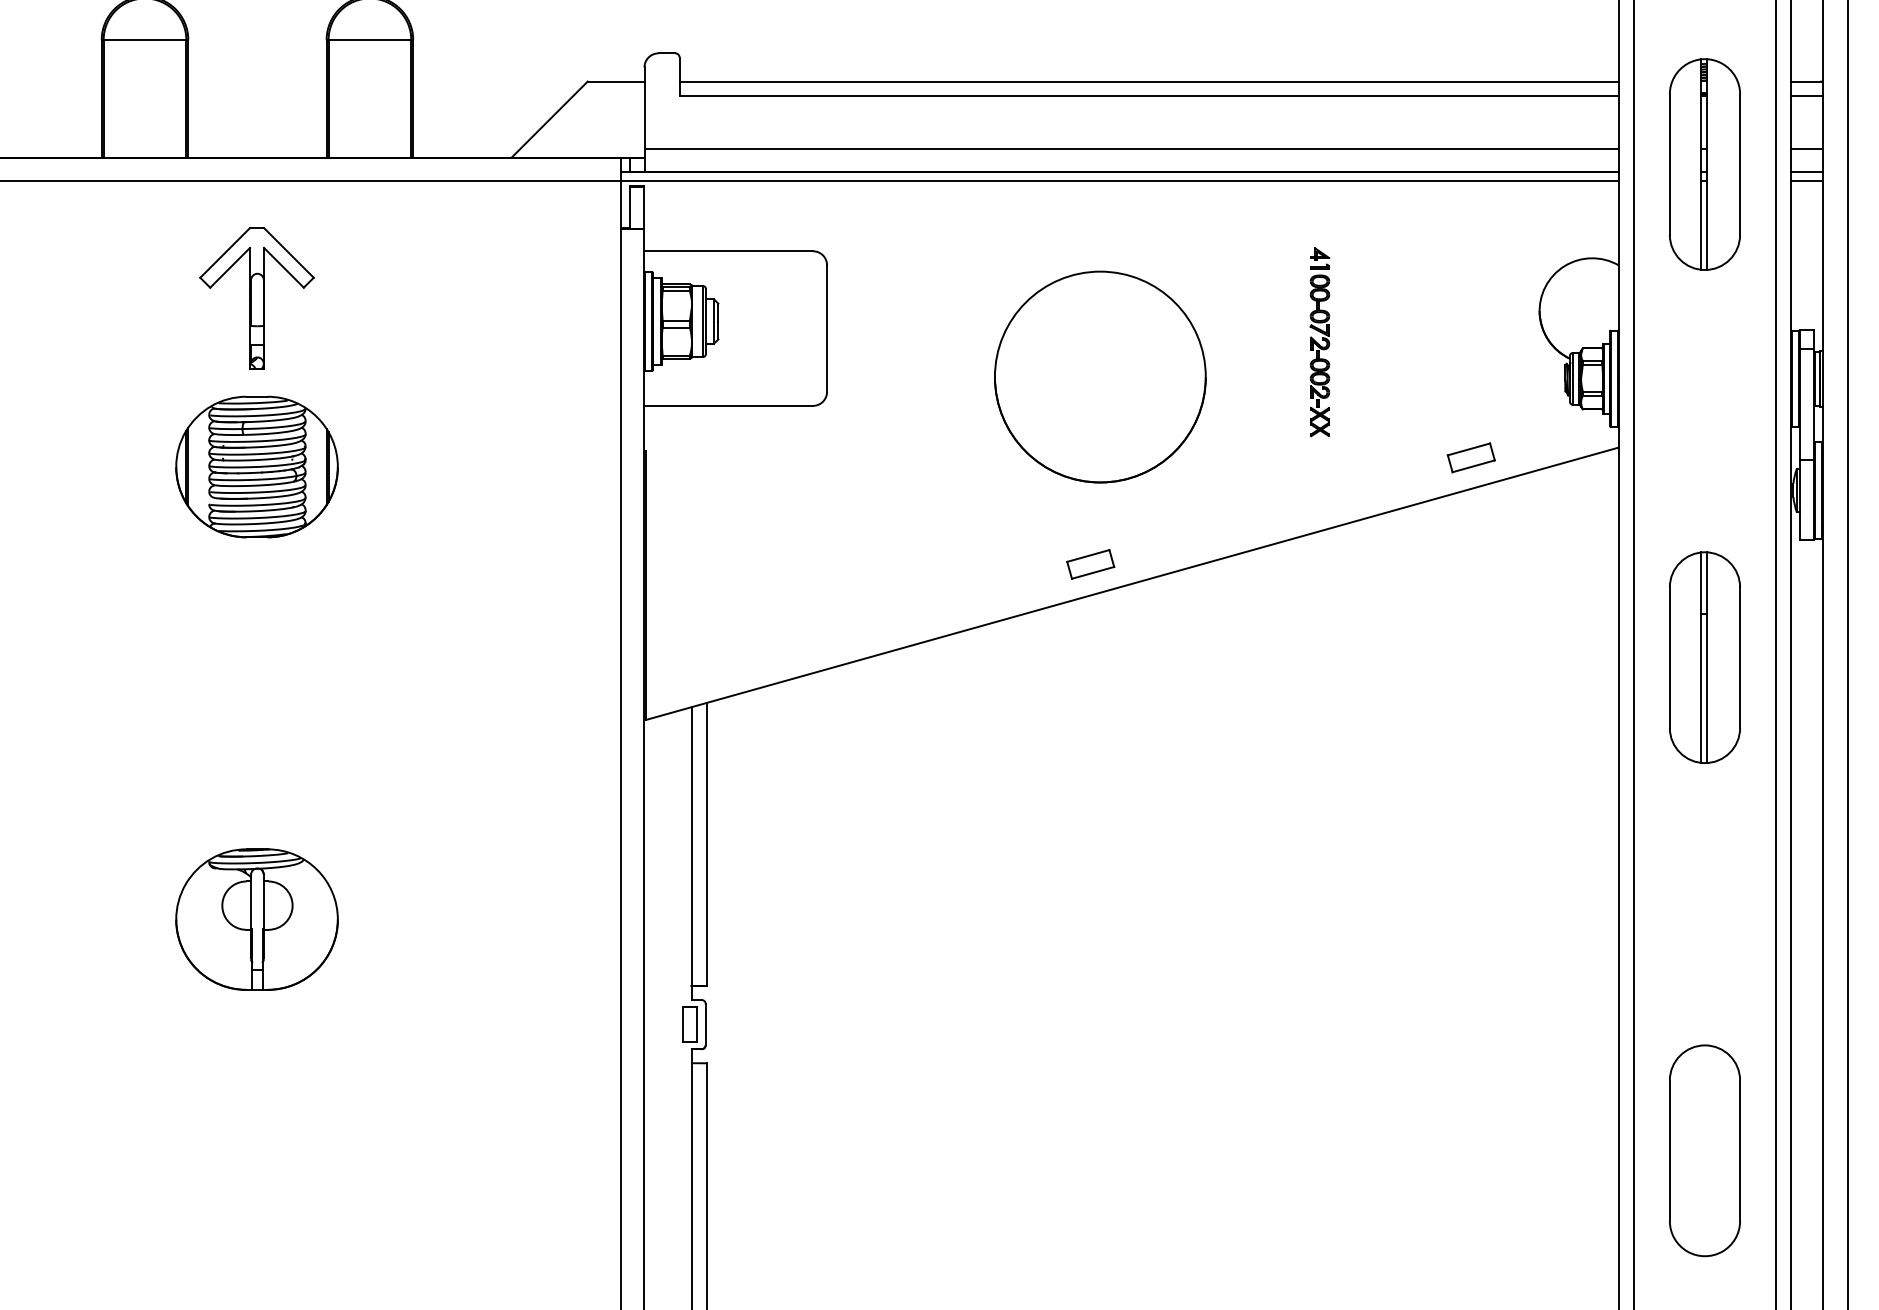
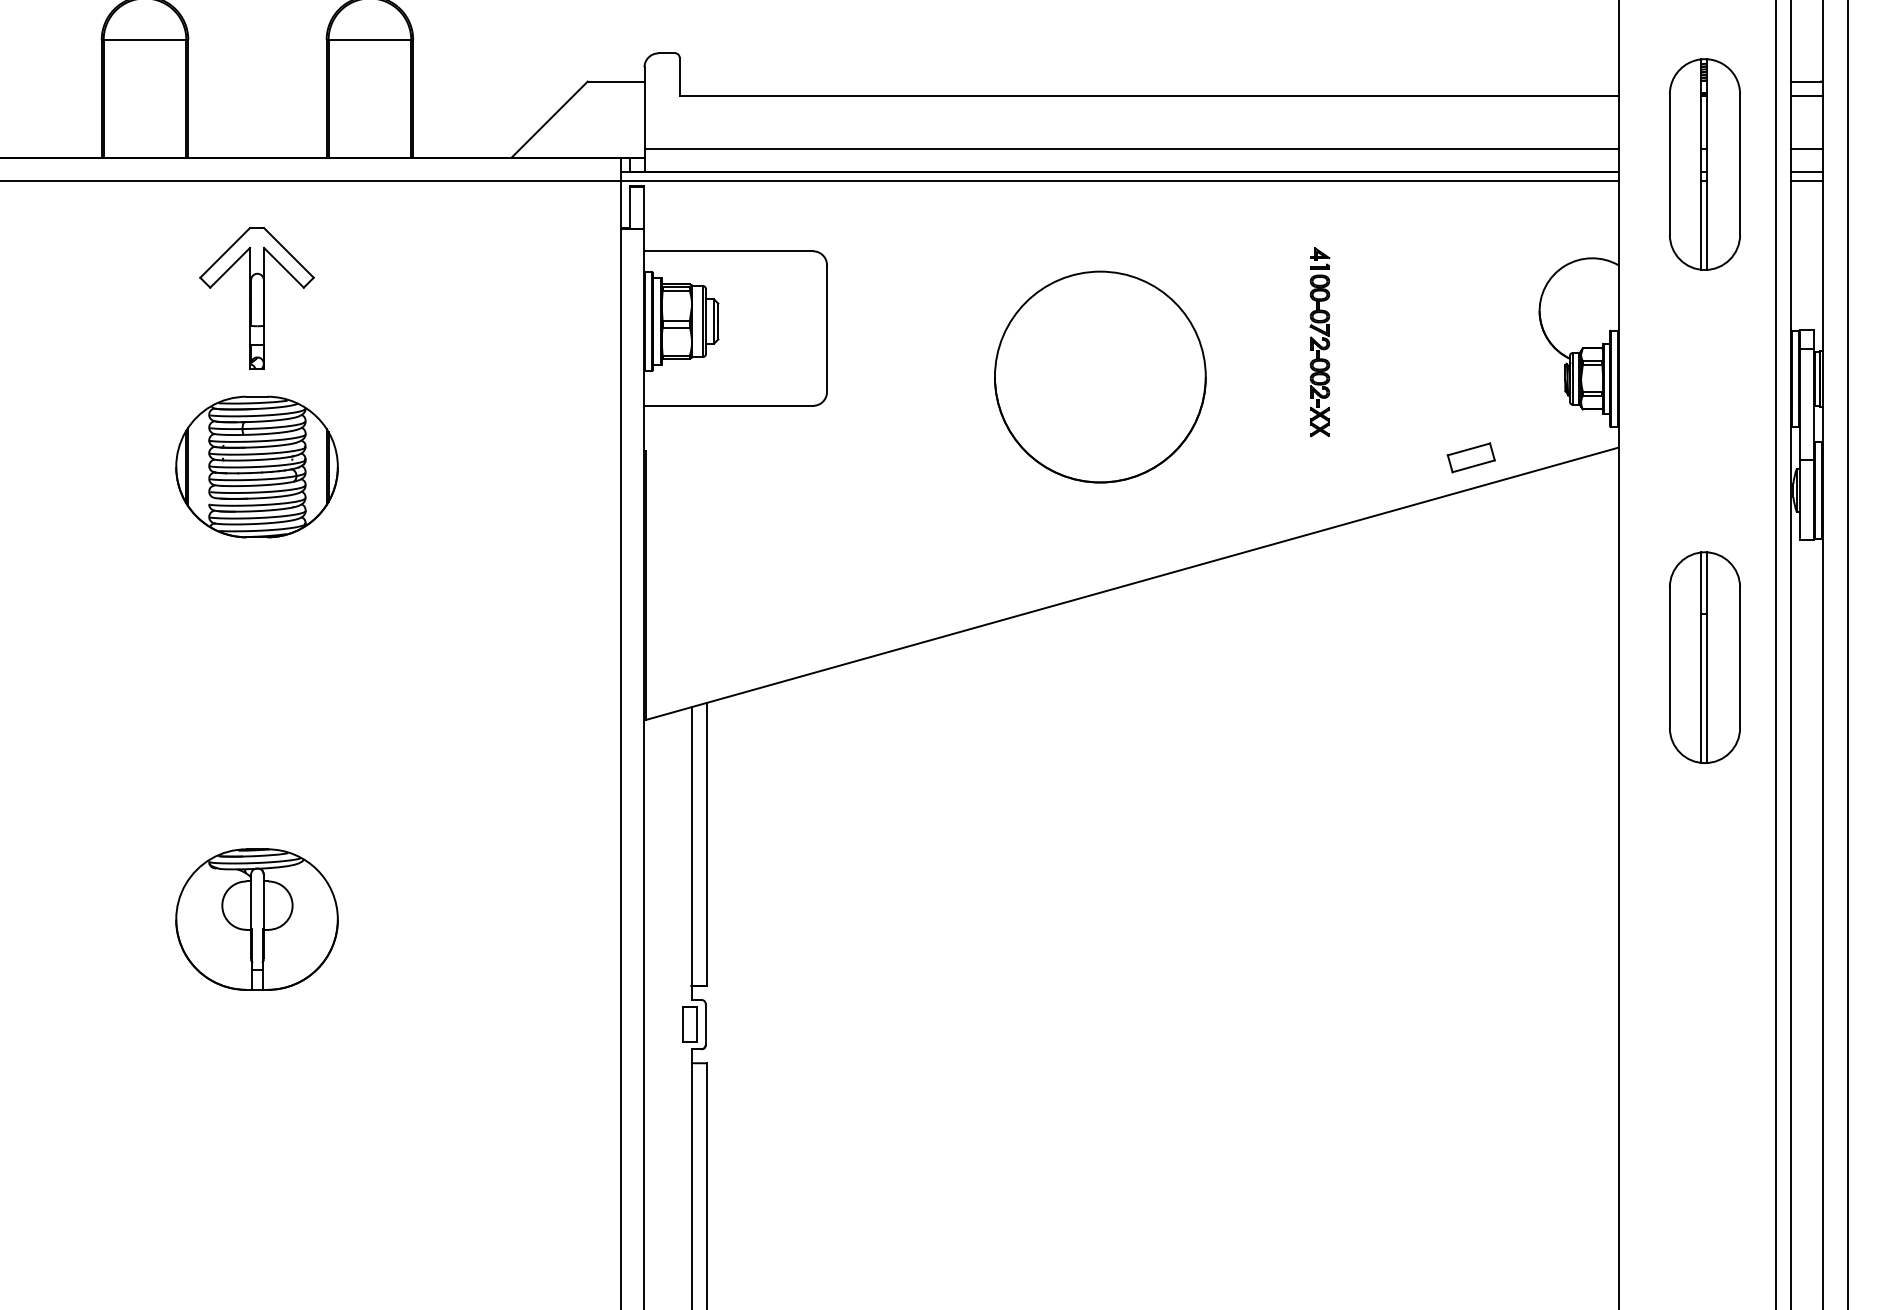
line: present -> none (1148, 81)
part: present -> none (1090, 564)
line: present -> none (1633, 654)
part: present -> none (1704, 1150)
